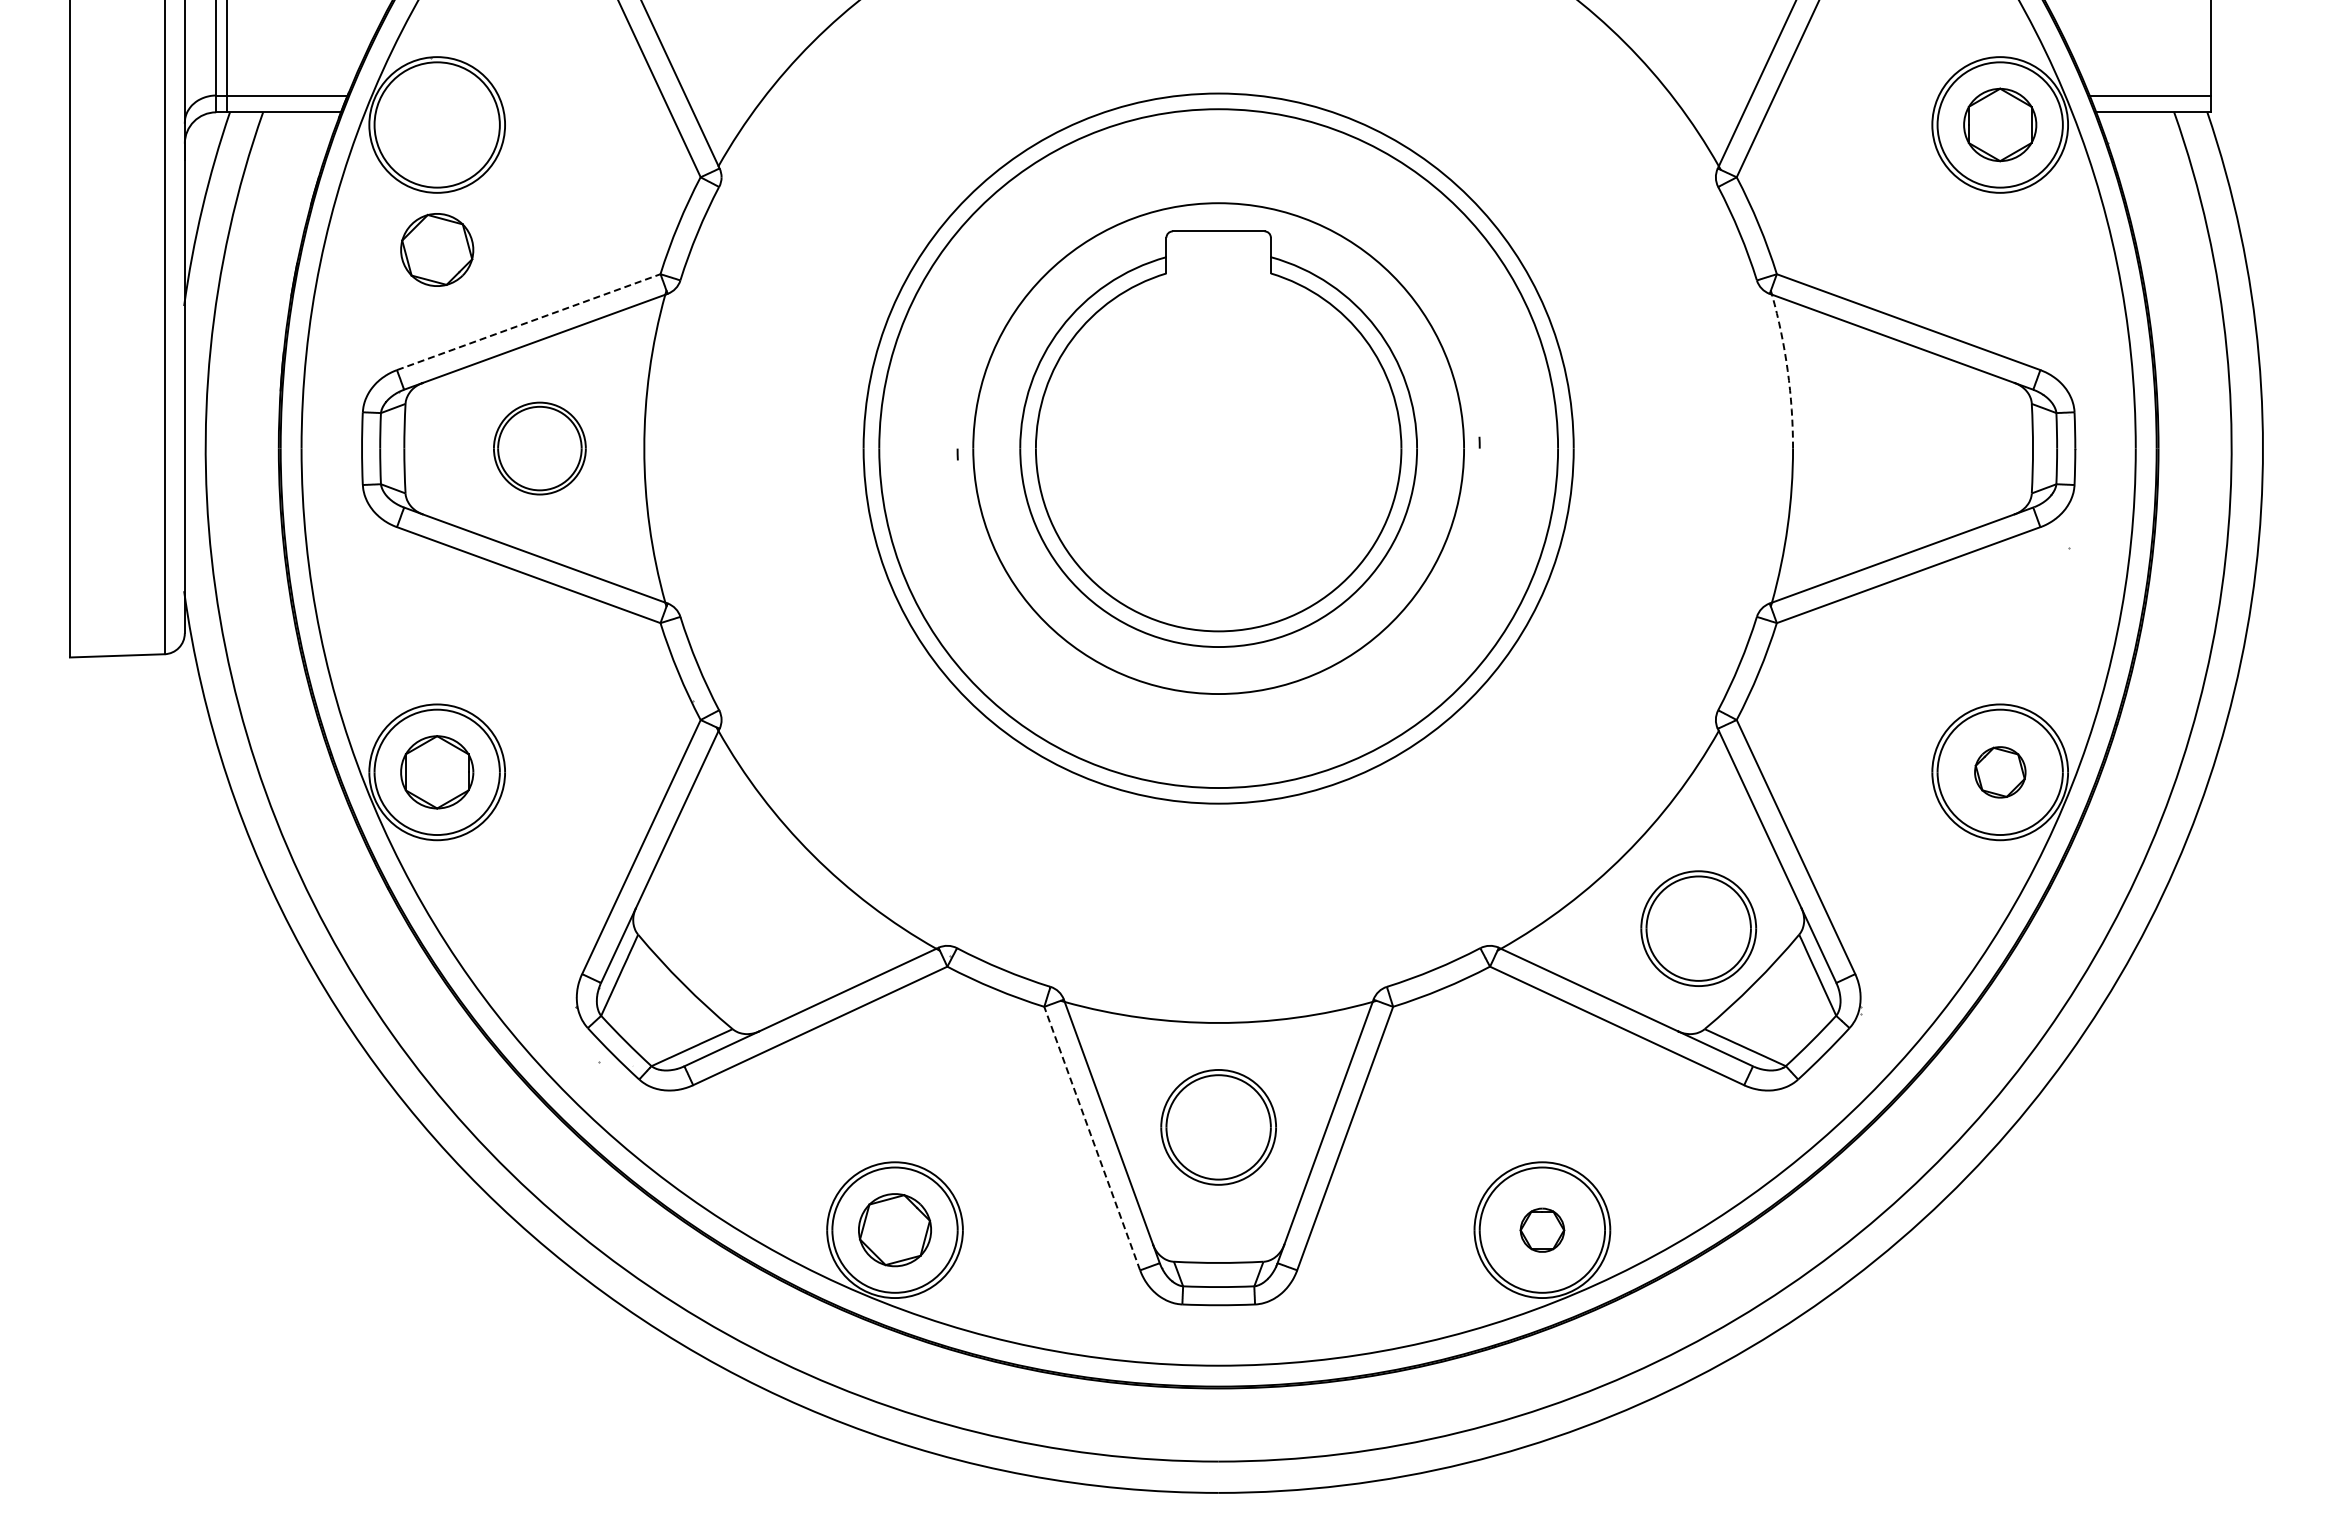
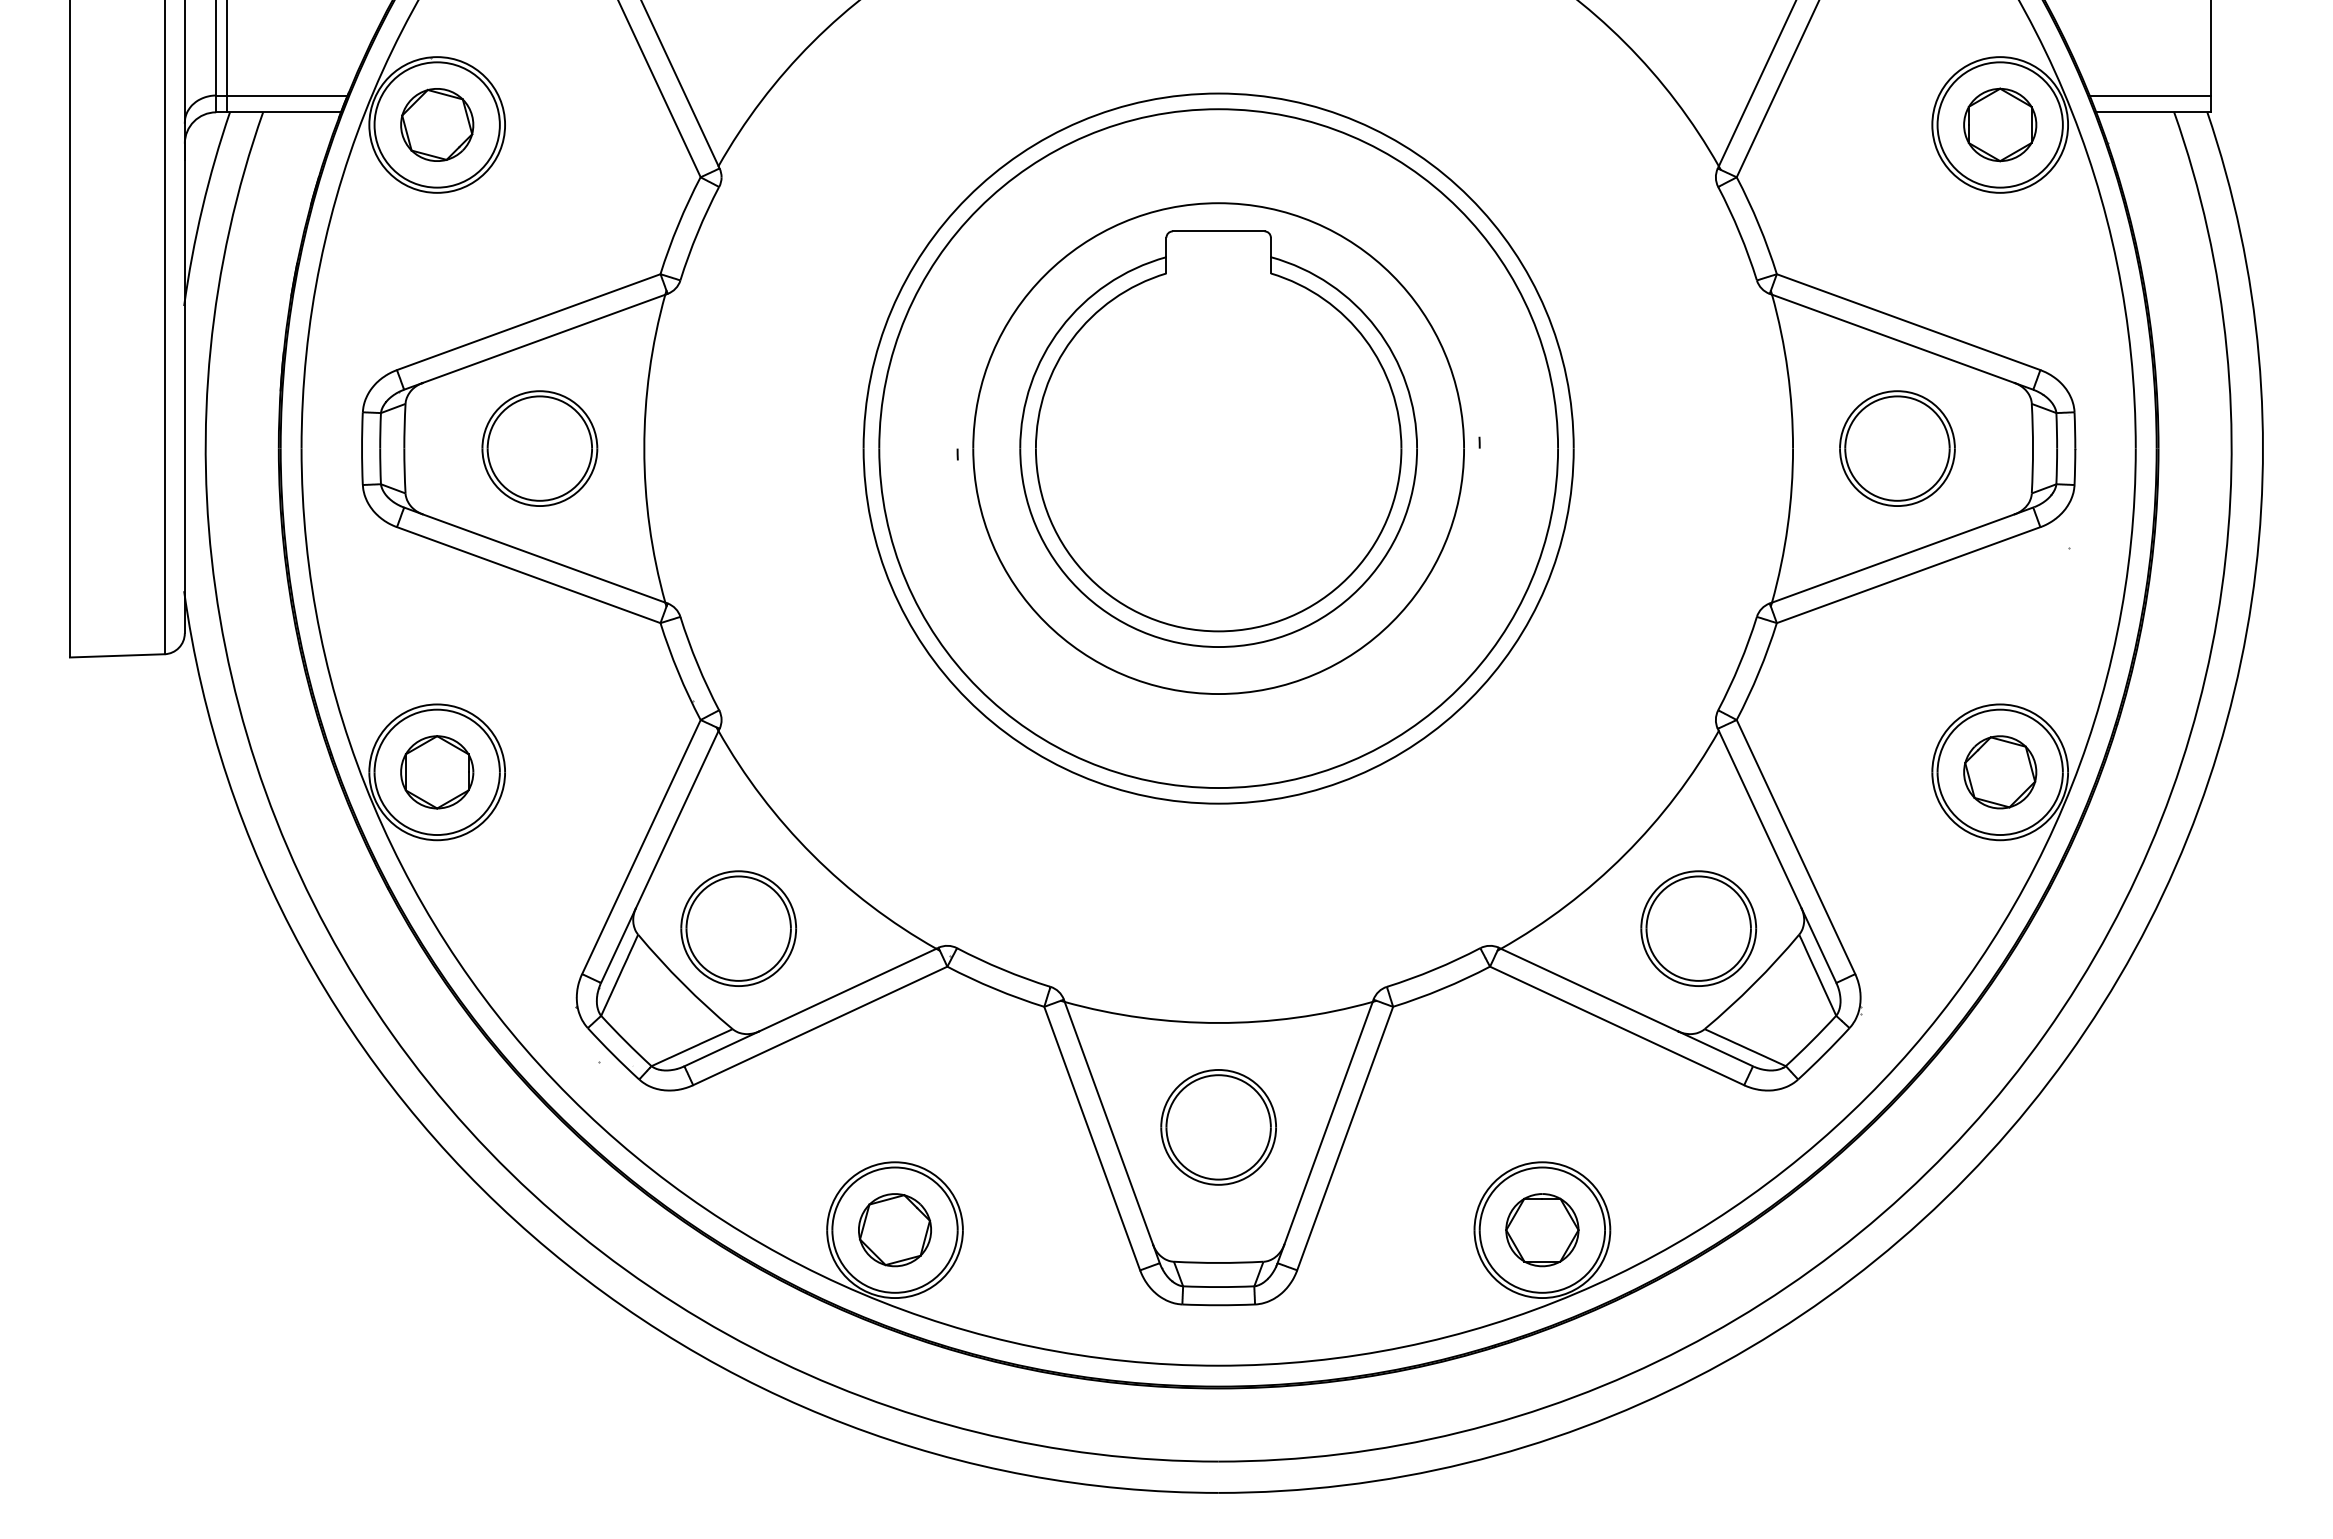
part position: (437, 249) -> (437, 124) (437, 124)
line: dashed -> solid (529, 321)
arc: dashed -> solid (1787, 370)
part size: 94x95 px -> 118x117 px (539, 448)
part: none -> present (1897, 448)
part size: 53x53 px -> 75x75 px (2000, 772)
part: none -> present (738, 928)
line: dashed -> solid (1092, 1138)
part size: 47x46 px -> 75x75 px (1542, 1230)
